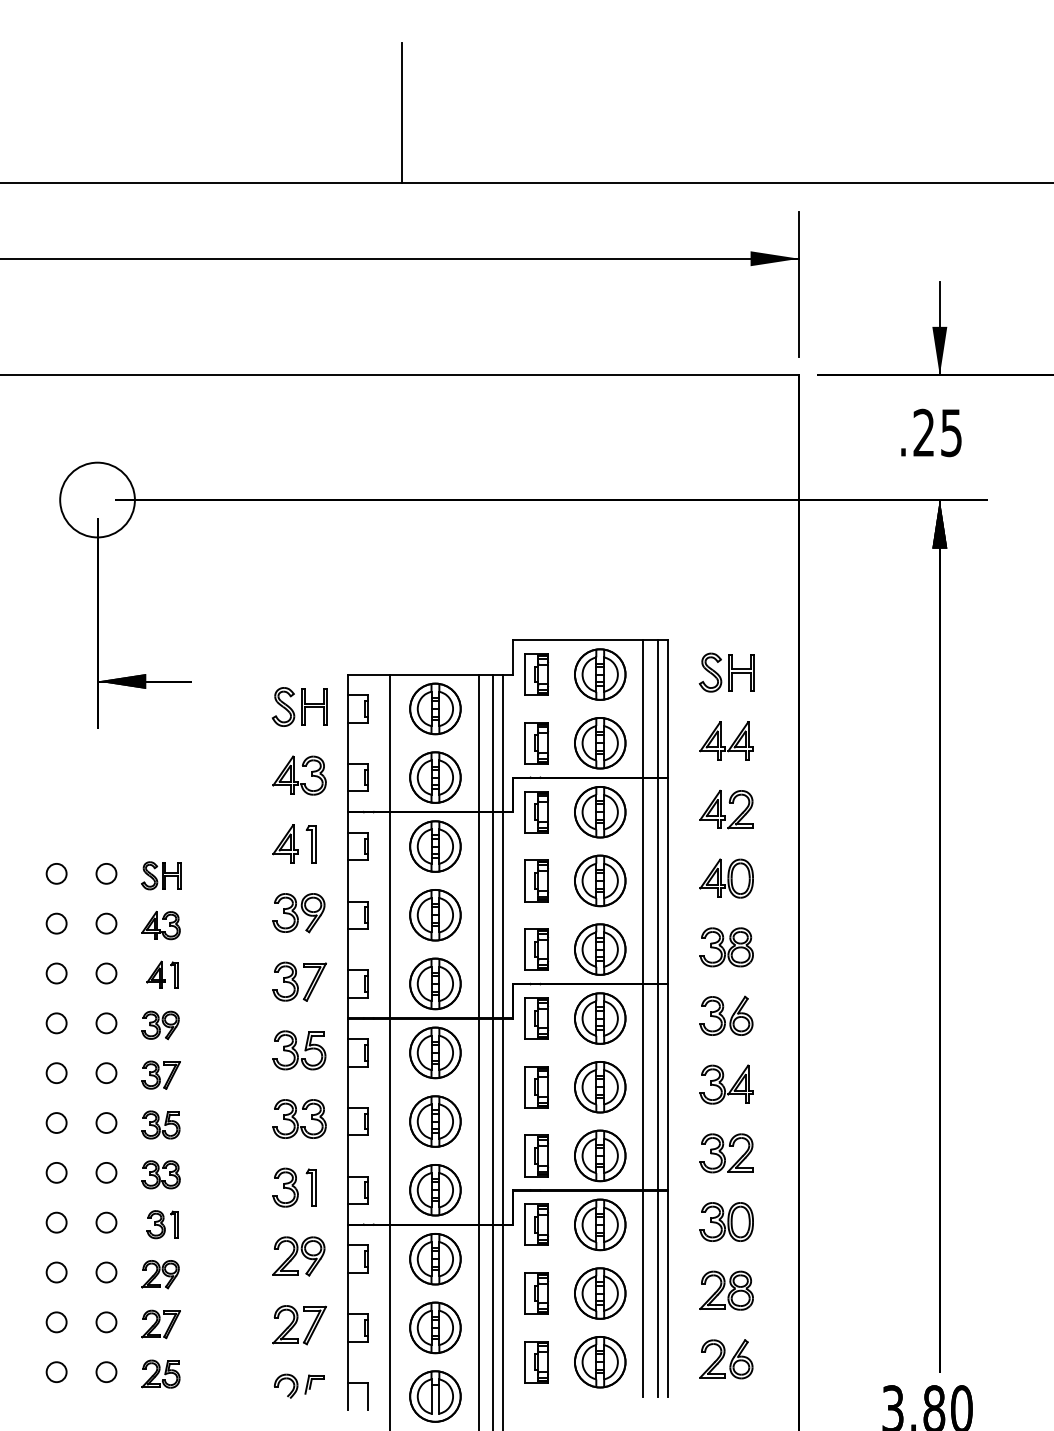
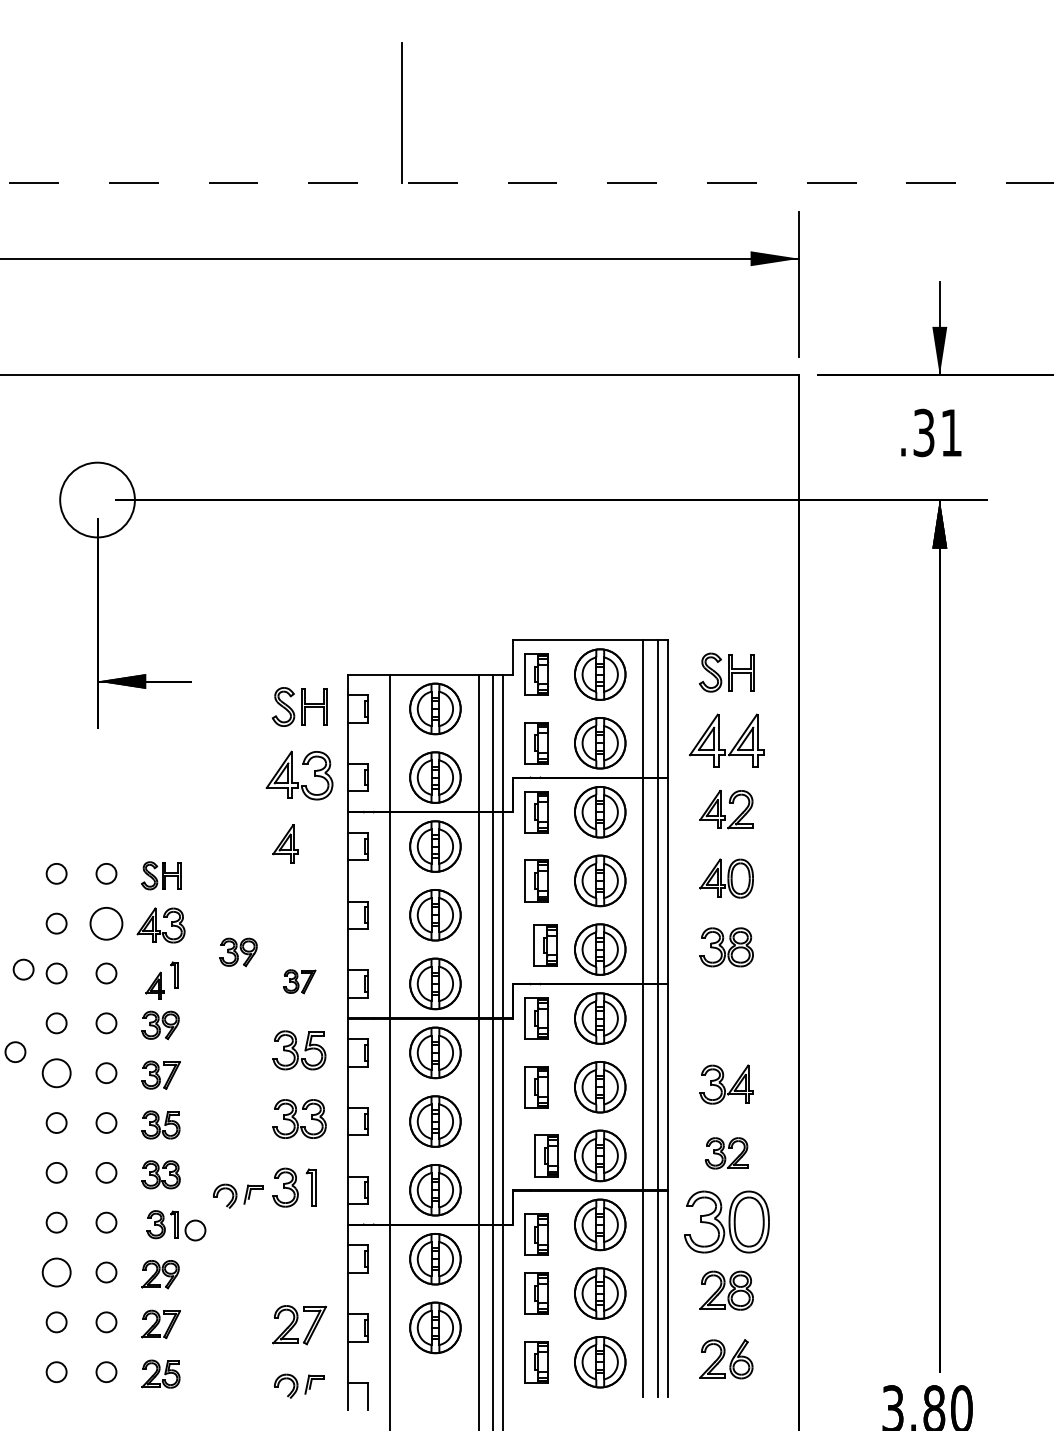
line: solid -> dashed (527, 183)
text: .25 -> .31 (937, 433)
part size: 55x40 px -> 76x55 px (726, 740)
part size: 55x41 px -> 69x51 px (299, 775)
part: present -> none (310, 844)
part: present -> none (298, 913)
circle size: 23x23 px -> 35x34 px (106, 923)
part size: 40x30 px -> 50x37 px (160, 925)
part position: (536, 949) -> (545, 945) (545, 945)
part: none -> present (238, 952)
circle: none -> present (23, 969)
part position: (155, 974) -> (154, 985) (154, 985)
part size: 55x41 px -> 34x26 px (299, 981)
part: present -> none (726, 1015)
circle: none -> present (15, 1051)
circle size: 23x22 px -> 31x31 px (56, 1073)
part size: 55x41 px -> 45x33 px (726, 1153)
part position: (536, 1155) -> (546, 1155) (546, 1155)
part: none -> present (238, 1195)
part size: 55x40 px -> 86x64 px (726, 1221)
part position: (536, 1224) -> (536, 1234) (536, 1234)
circle: none -> present (195, 1230)
part: present -> none (298, 1256)
circle size: 23x23 px -> 31x31 px (56, 1272)
part: present -> none (435, 1396)
